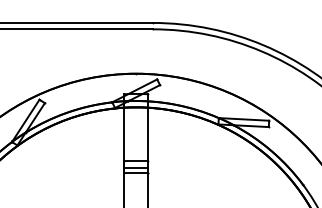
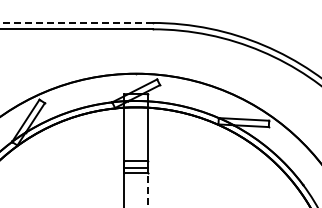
line: solid -> dashed (76, 22)
line: solid -> dashed (147, 190)
